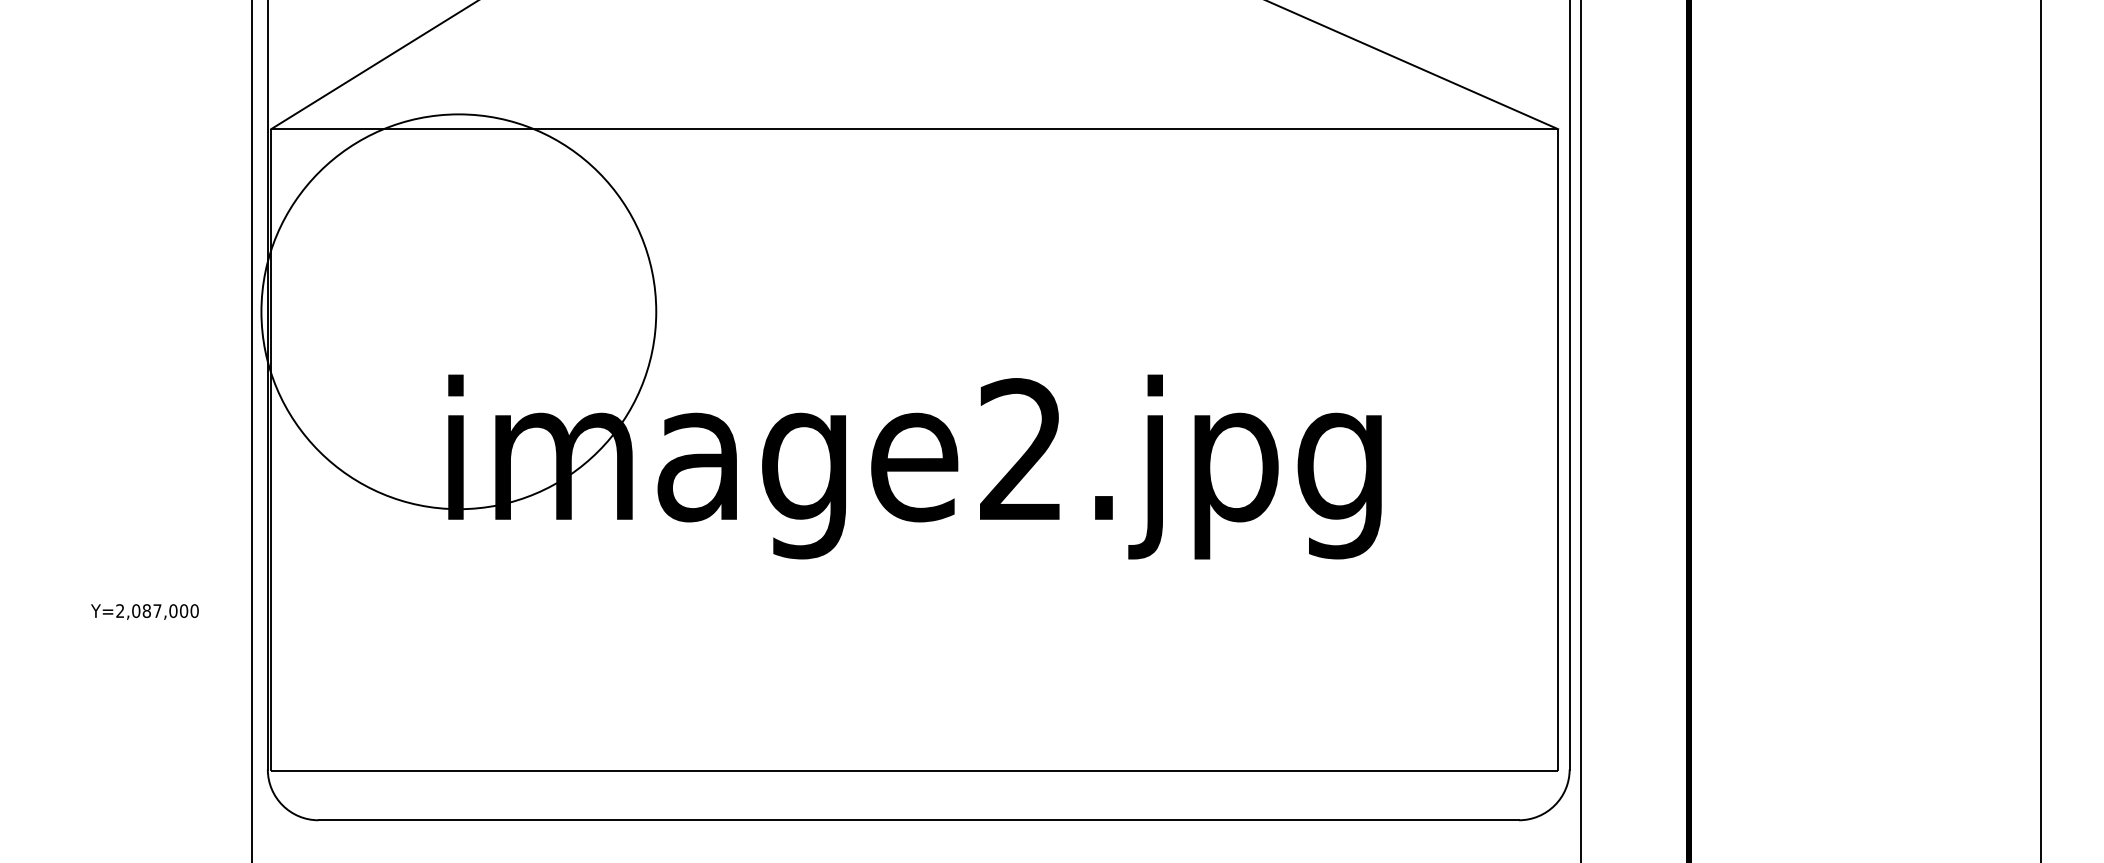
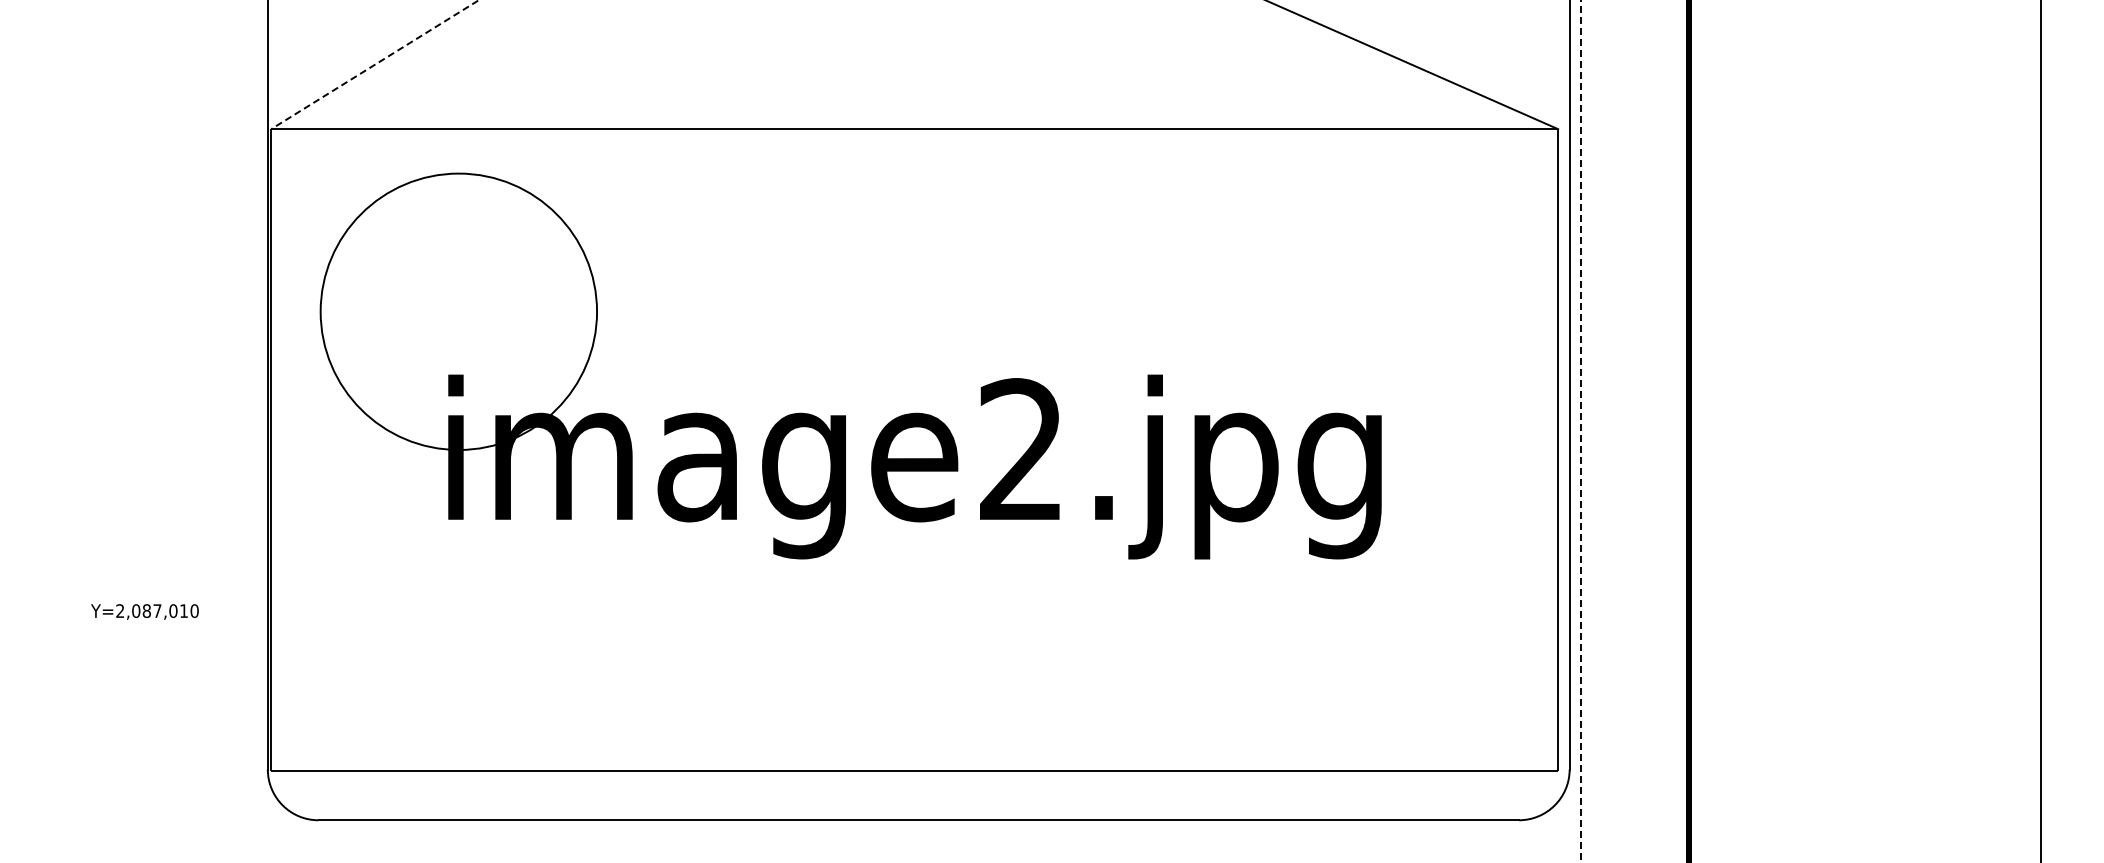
line: solid -> dashed (374, 64)
circle diameter: 395 px -> 276 px (458, 311)
line: present -> none (251, 430)
line: solid -> dashed (1581, 430)
text: Y=2,087,000 -> Y=2,087,010 (183, 610)
